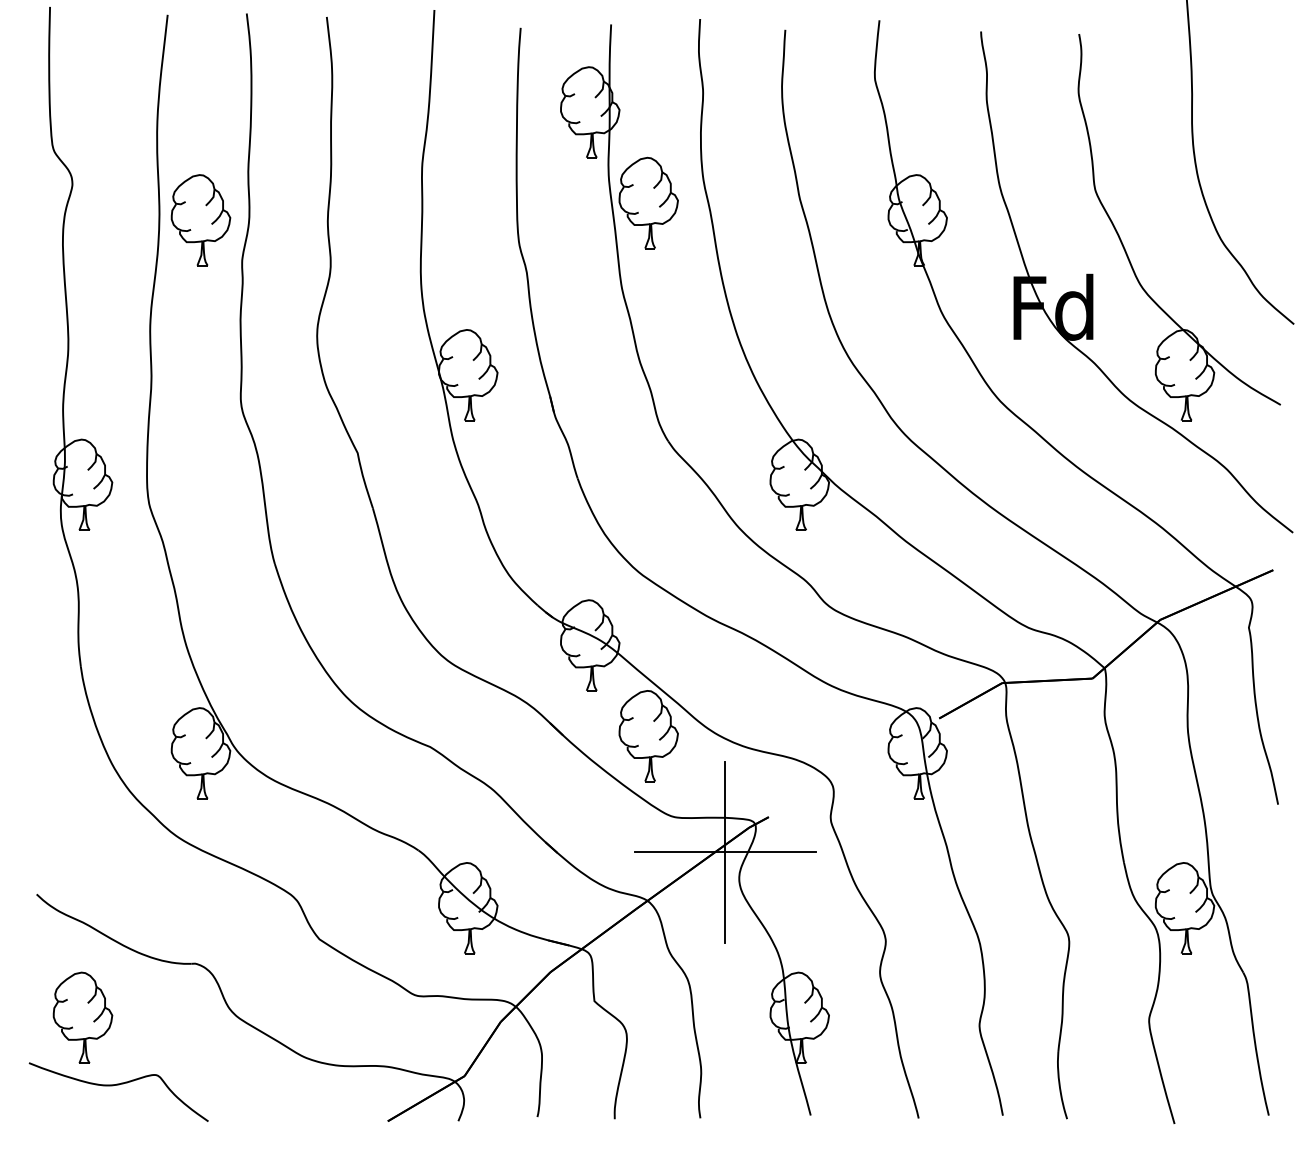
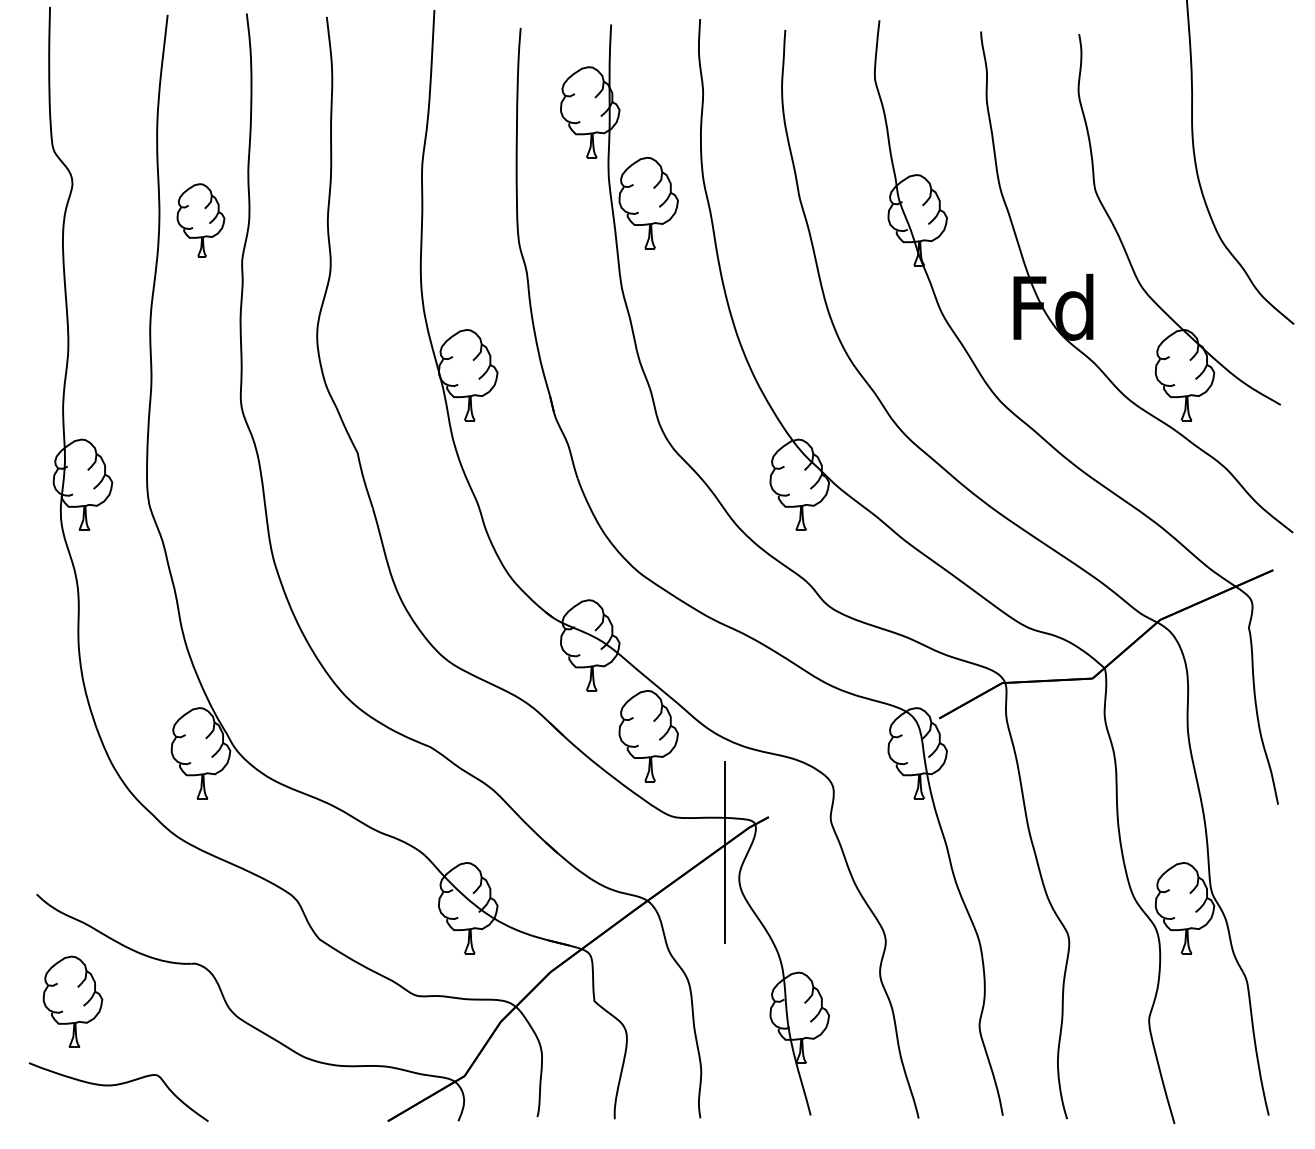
part size: 62x93 px -> 50x75 px (200, 220)
line: present -> none (725, 852)
part position: (82, 1017) -> (72, 1001) (72, 1001)
